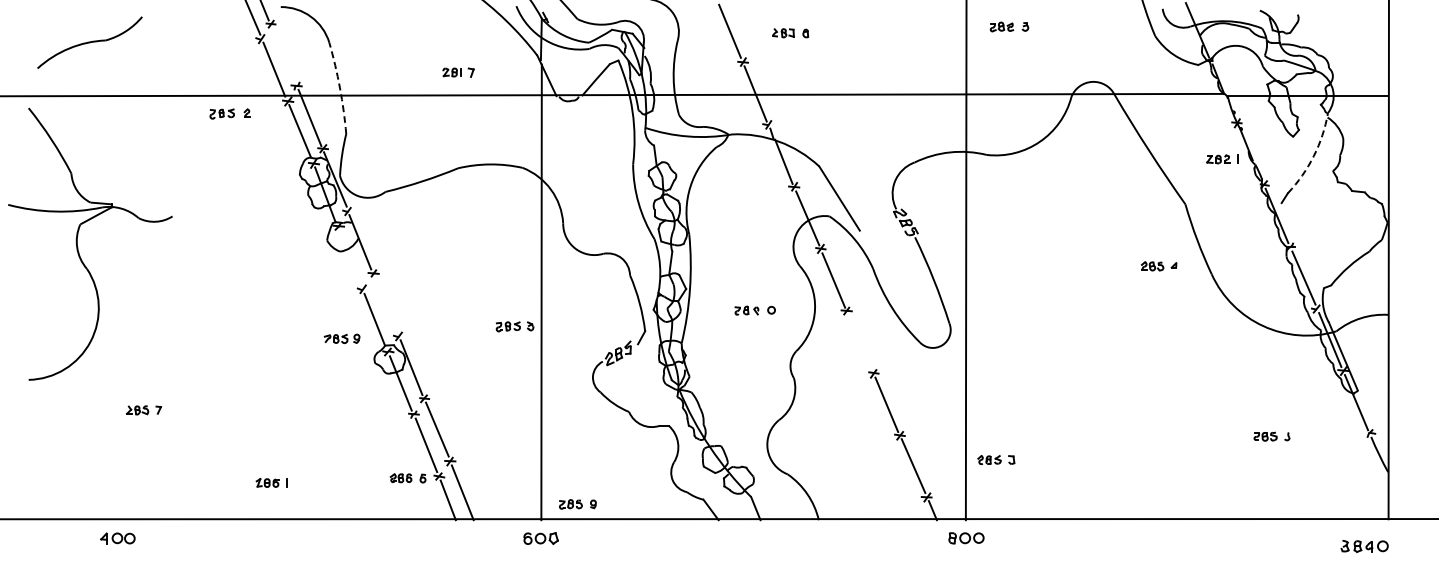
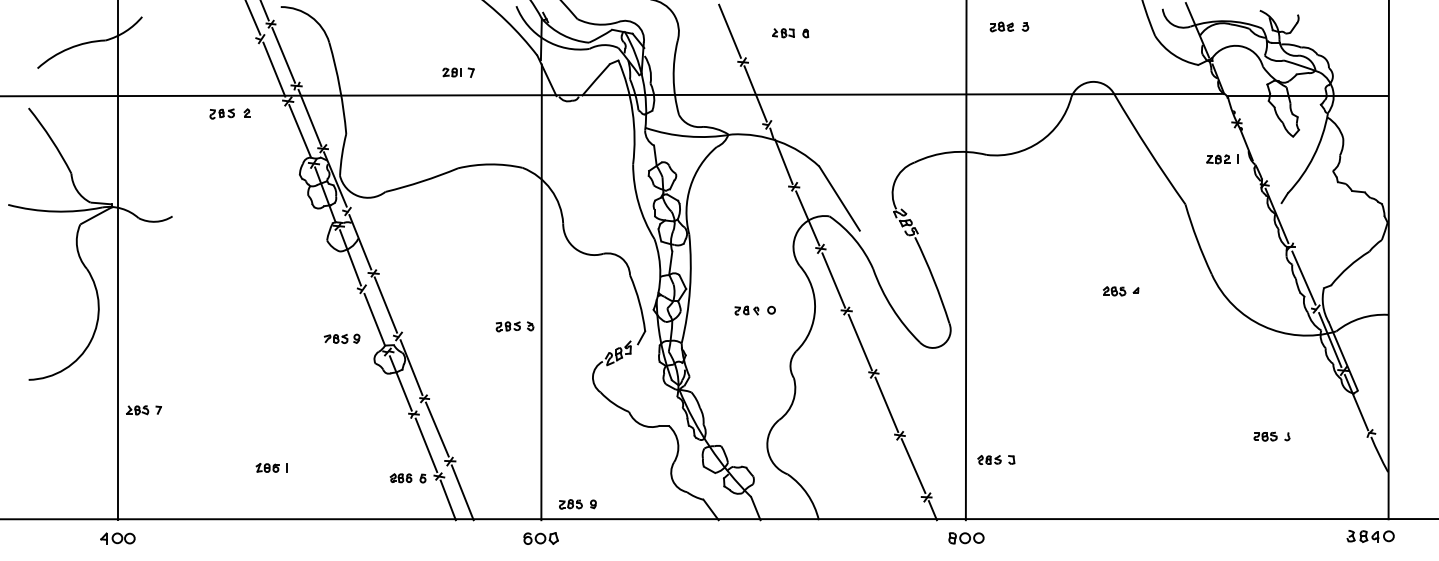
line: none -> present (283, 55)
arc: dashed -> solid (339, 87)
arc: dashed -> solid (1313, 156)
line: none -> present (350, 257)
line: none -> present (117, 261)
part position: (1158, 266) -> (1120, 291) (1120, 291)
line: none -> present (385, 304)
line: none -> present (859, 342)
part position: (271, 482) -> (271, 467) (271, 467)
part position: (1364, 546) -> (1370, 536) (1370, 536)
